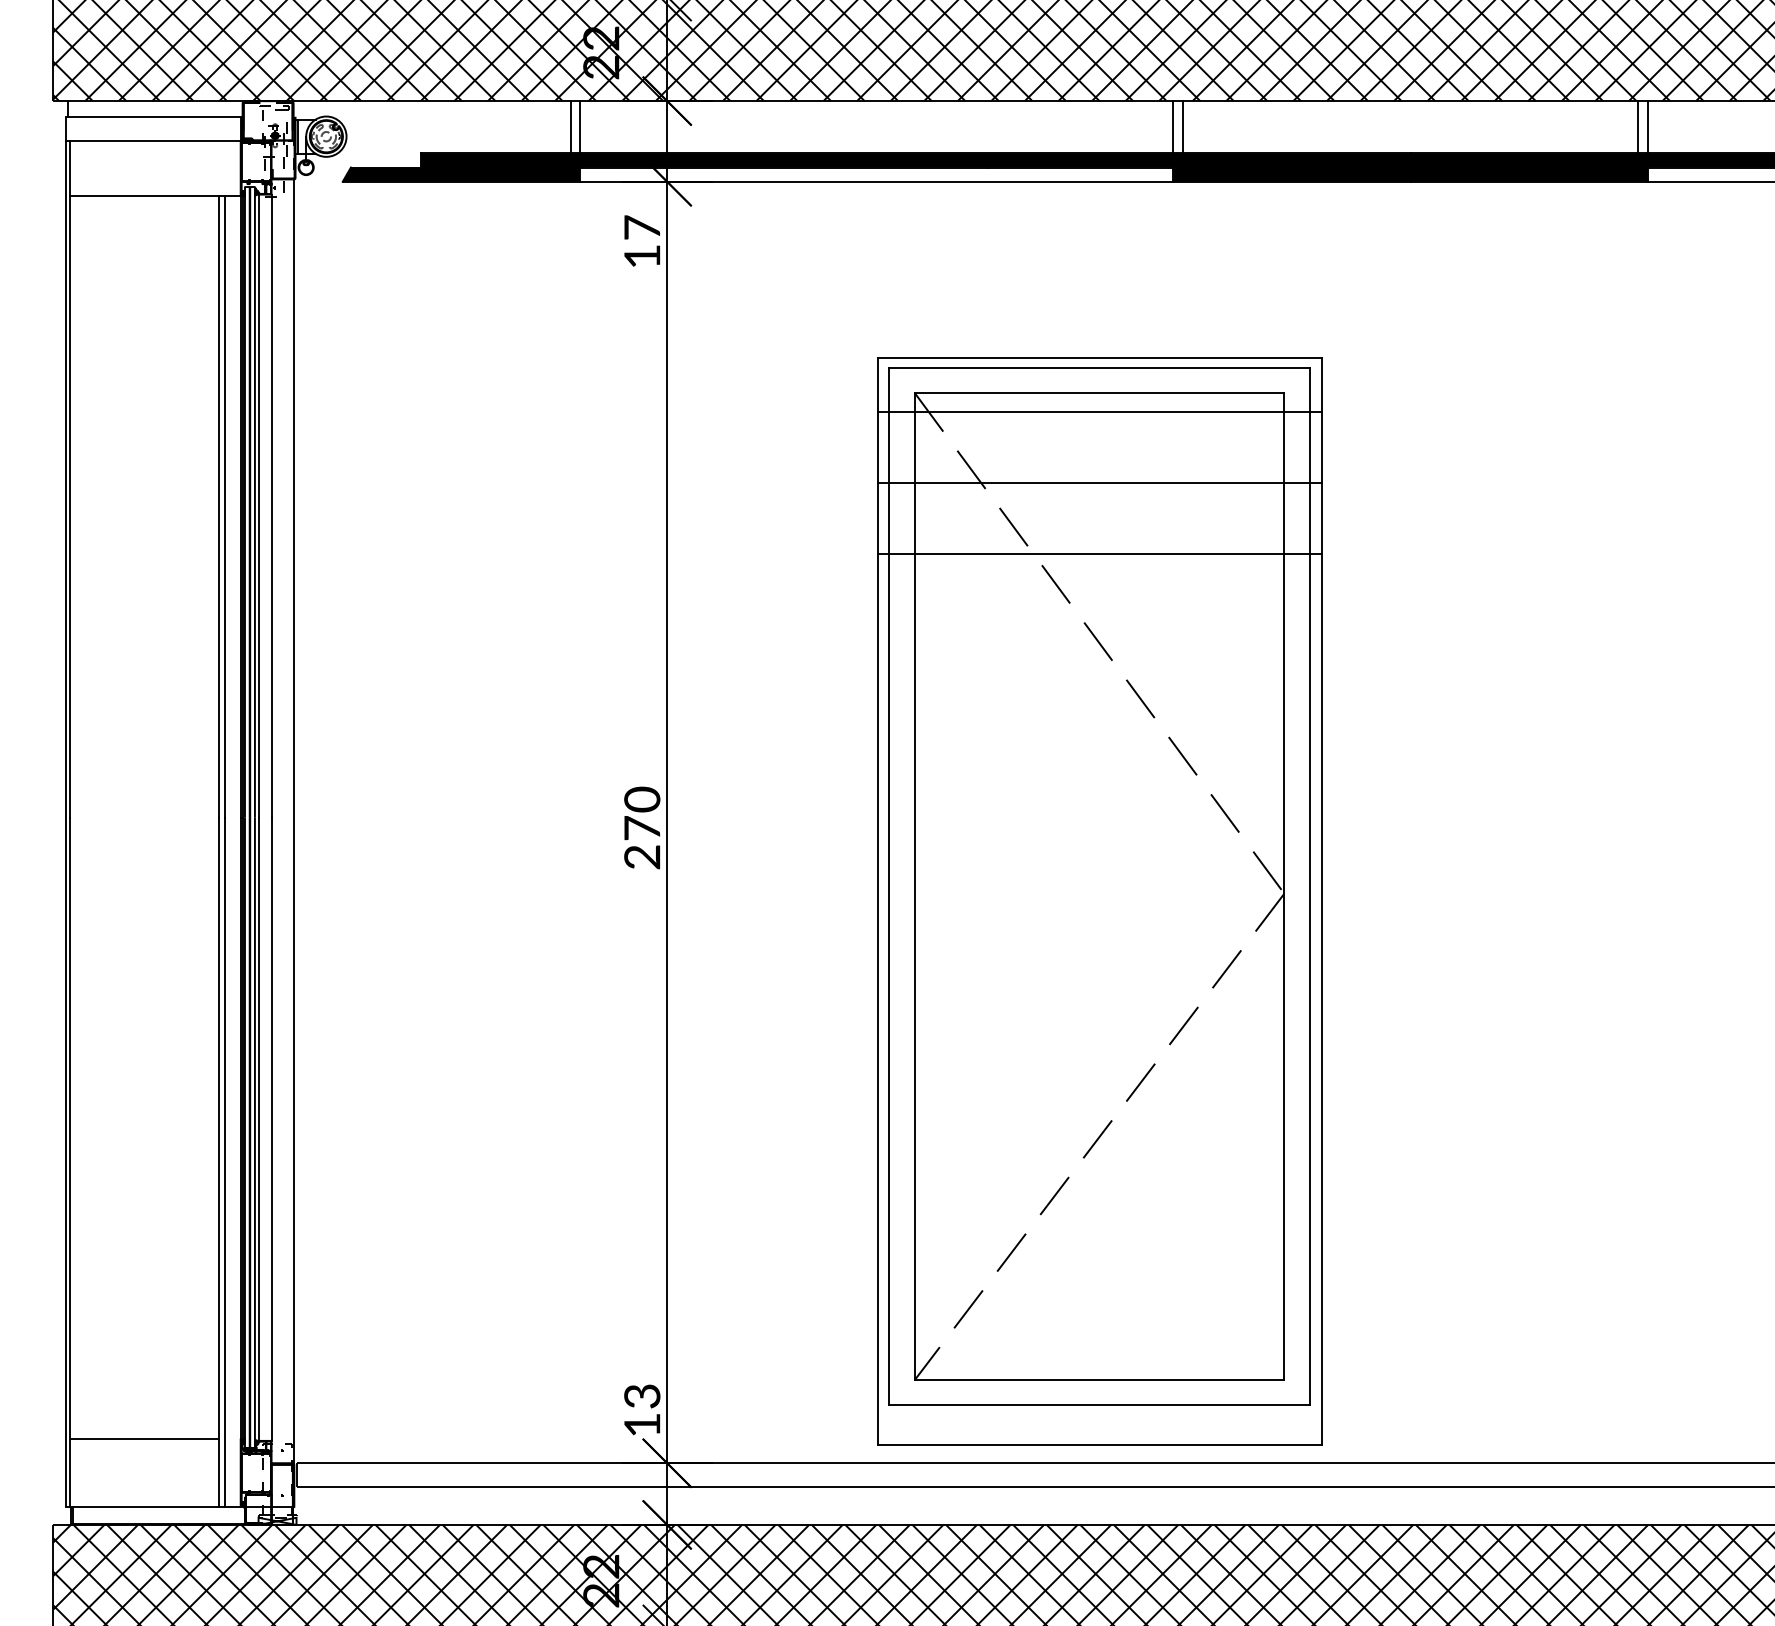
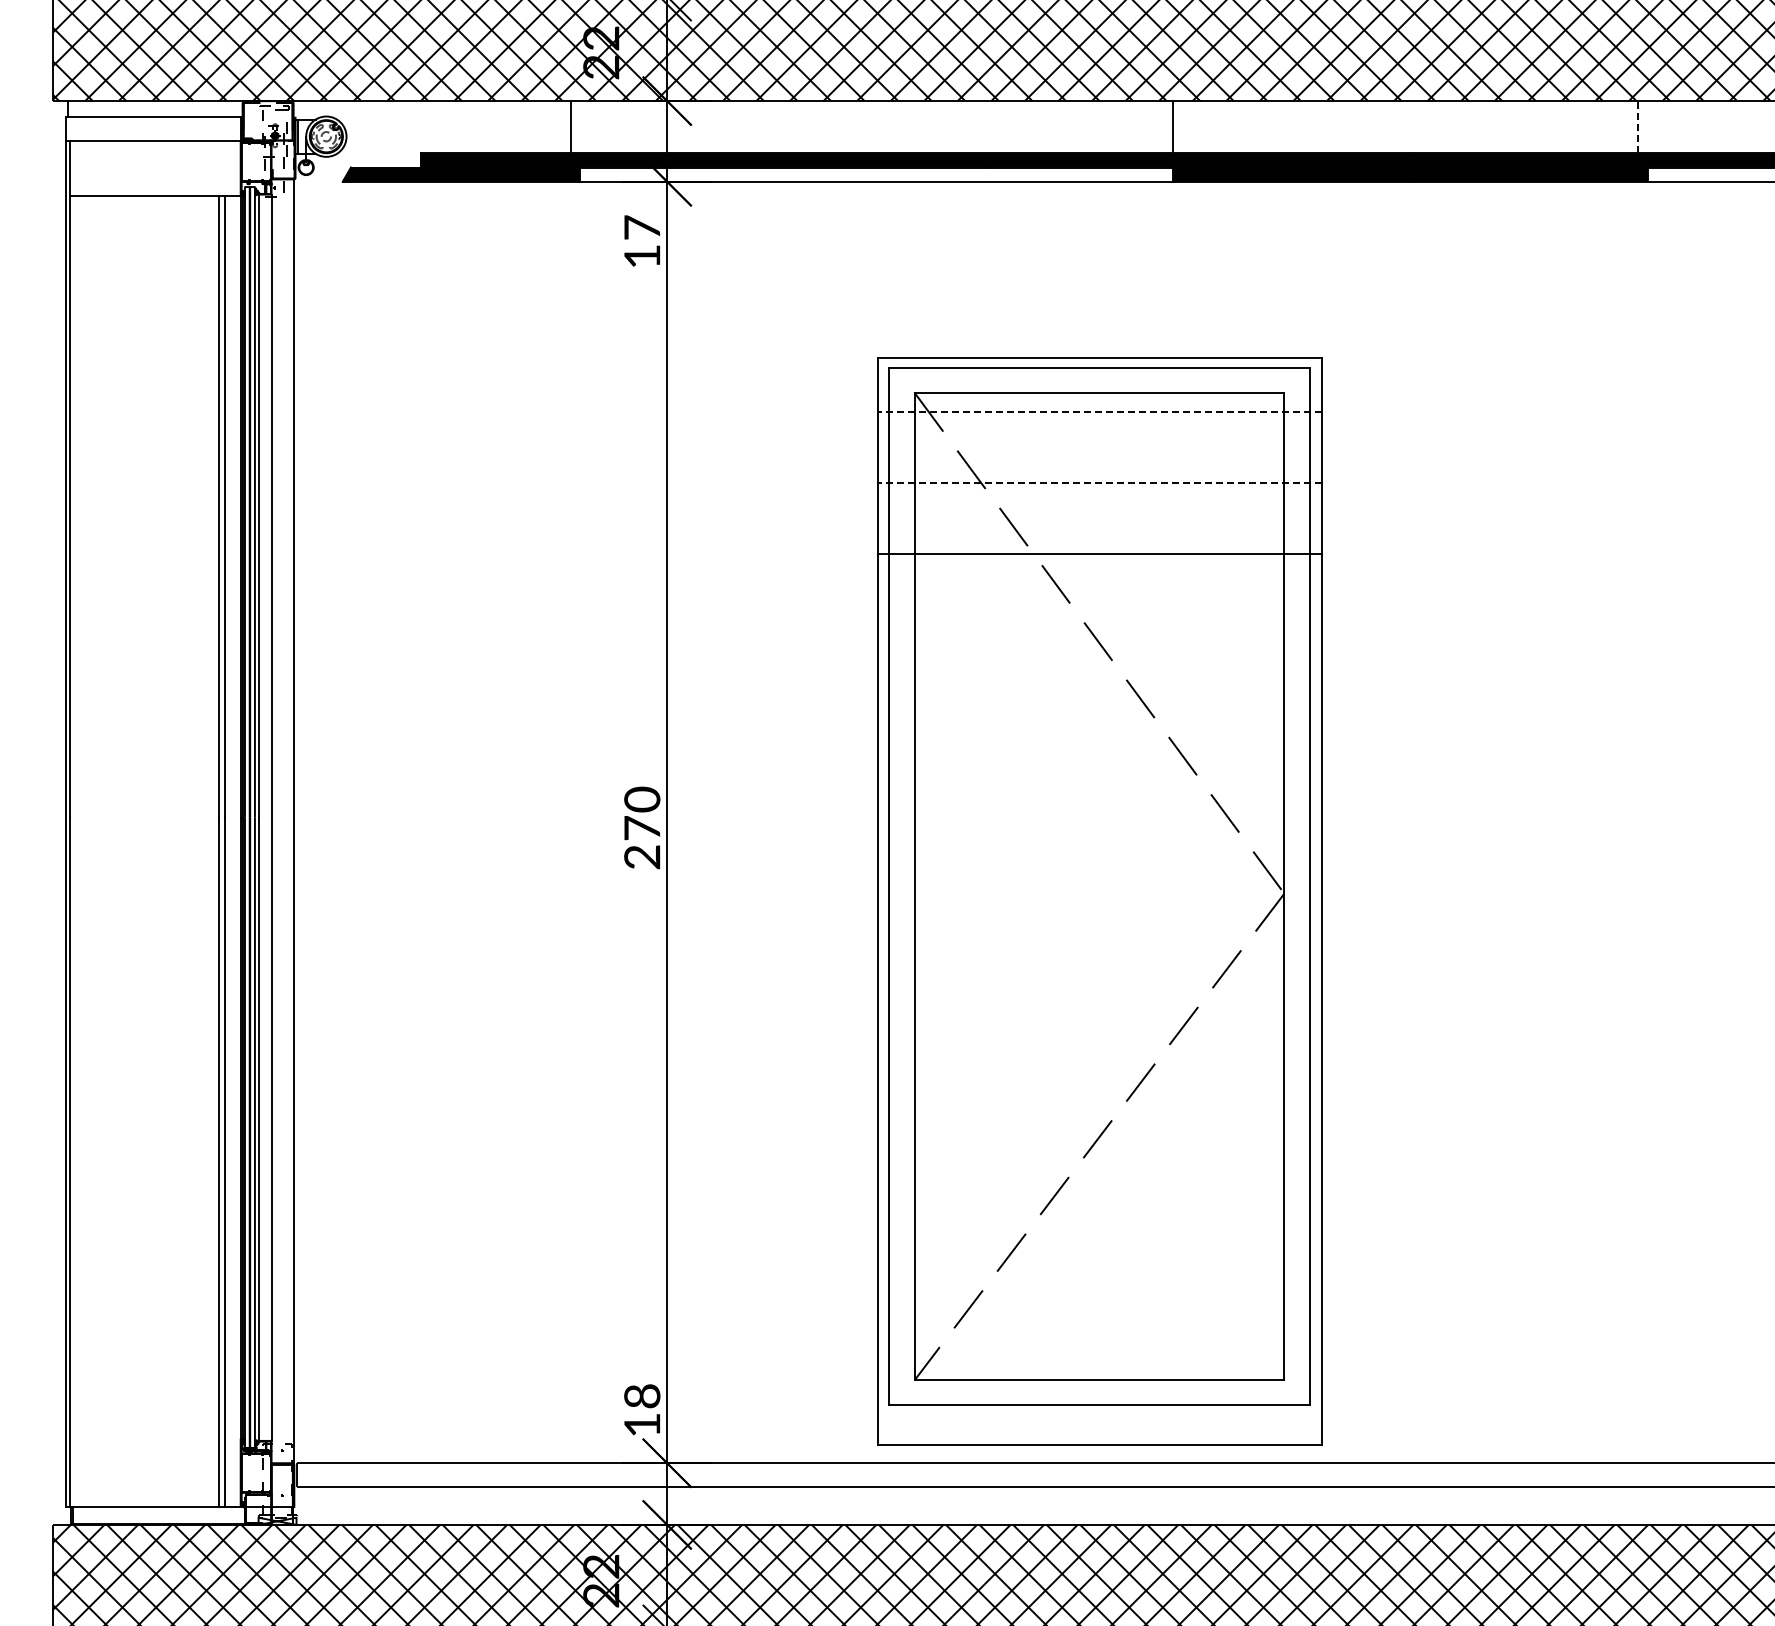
line: solid -> dashed (1638, 126)
line: present -> none (580, 127)
line: present -> none (1182, 127)
line: present -> none (1647, 127)
line: solid -> dashed (1099, 411)
line: solid -> dashed (1099, 483)
text: 13 -> 18 (642, 1396)
line: present -> none (144, 1439)
